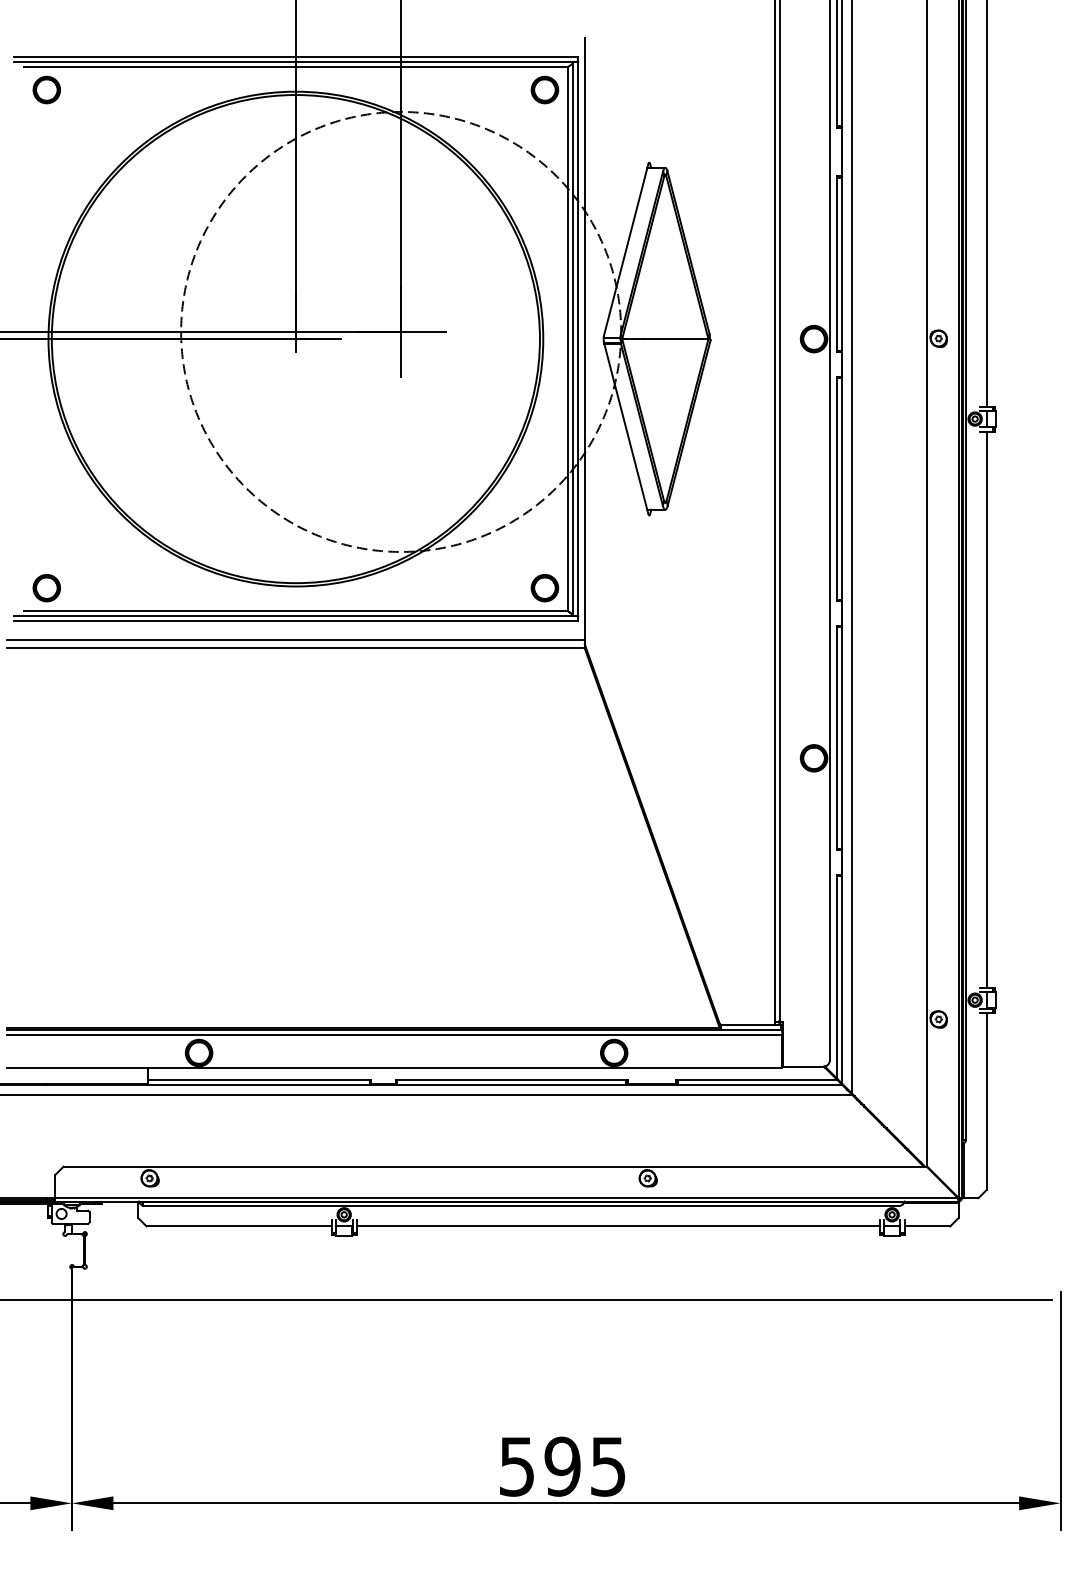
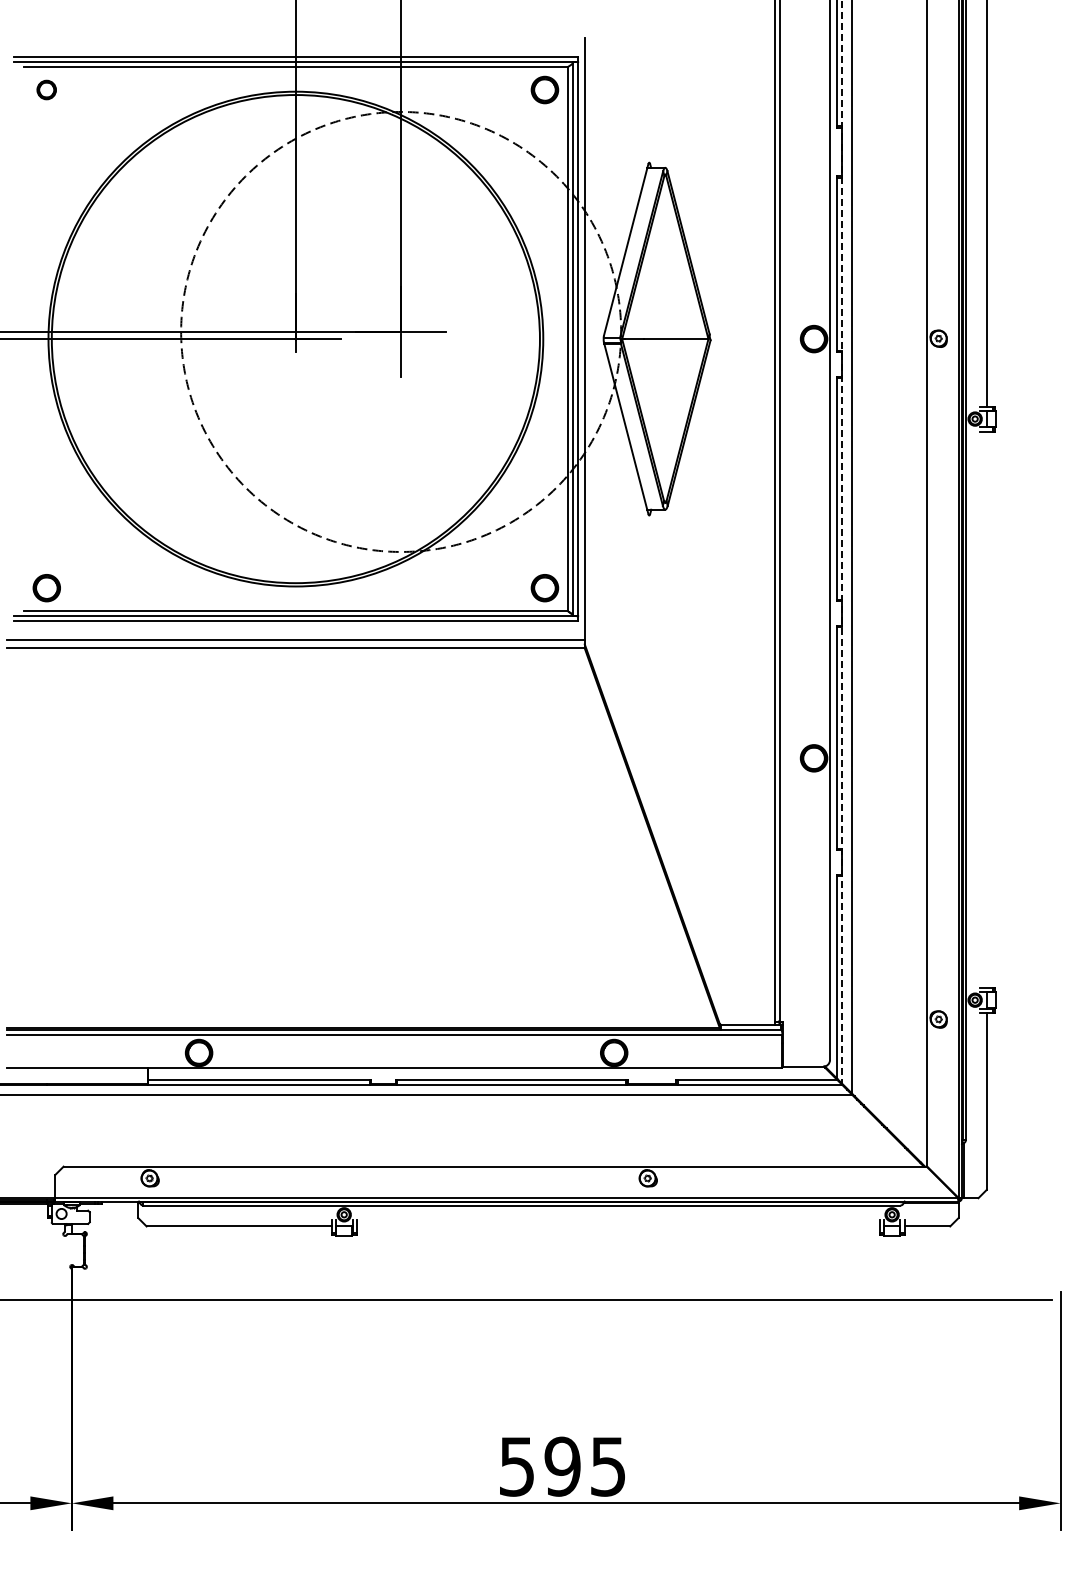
part size: 29x30 px -> 21x22 px (46, 89)
line: solid -> dashed (842, 542)
line: present -> none (986, 709)
line: present -> none (617, 1226)
